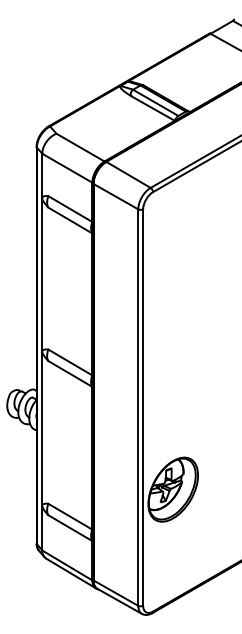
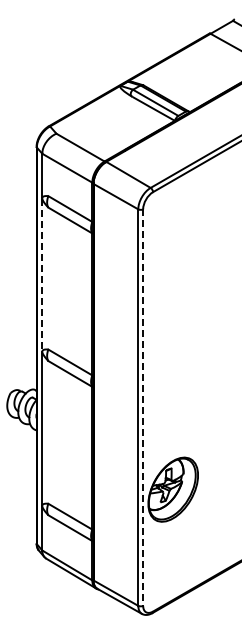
line: solid -> dashed (42, 275)
line: solid -> dashed (143, 408)
